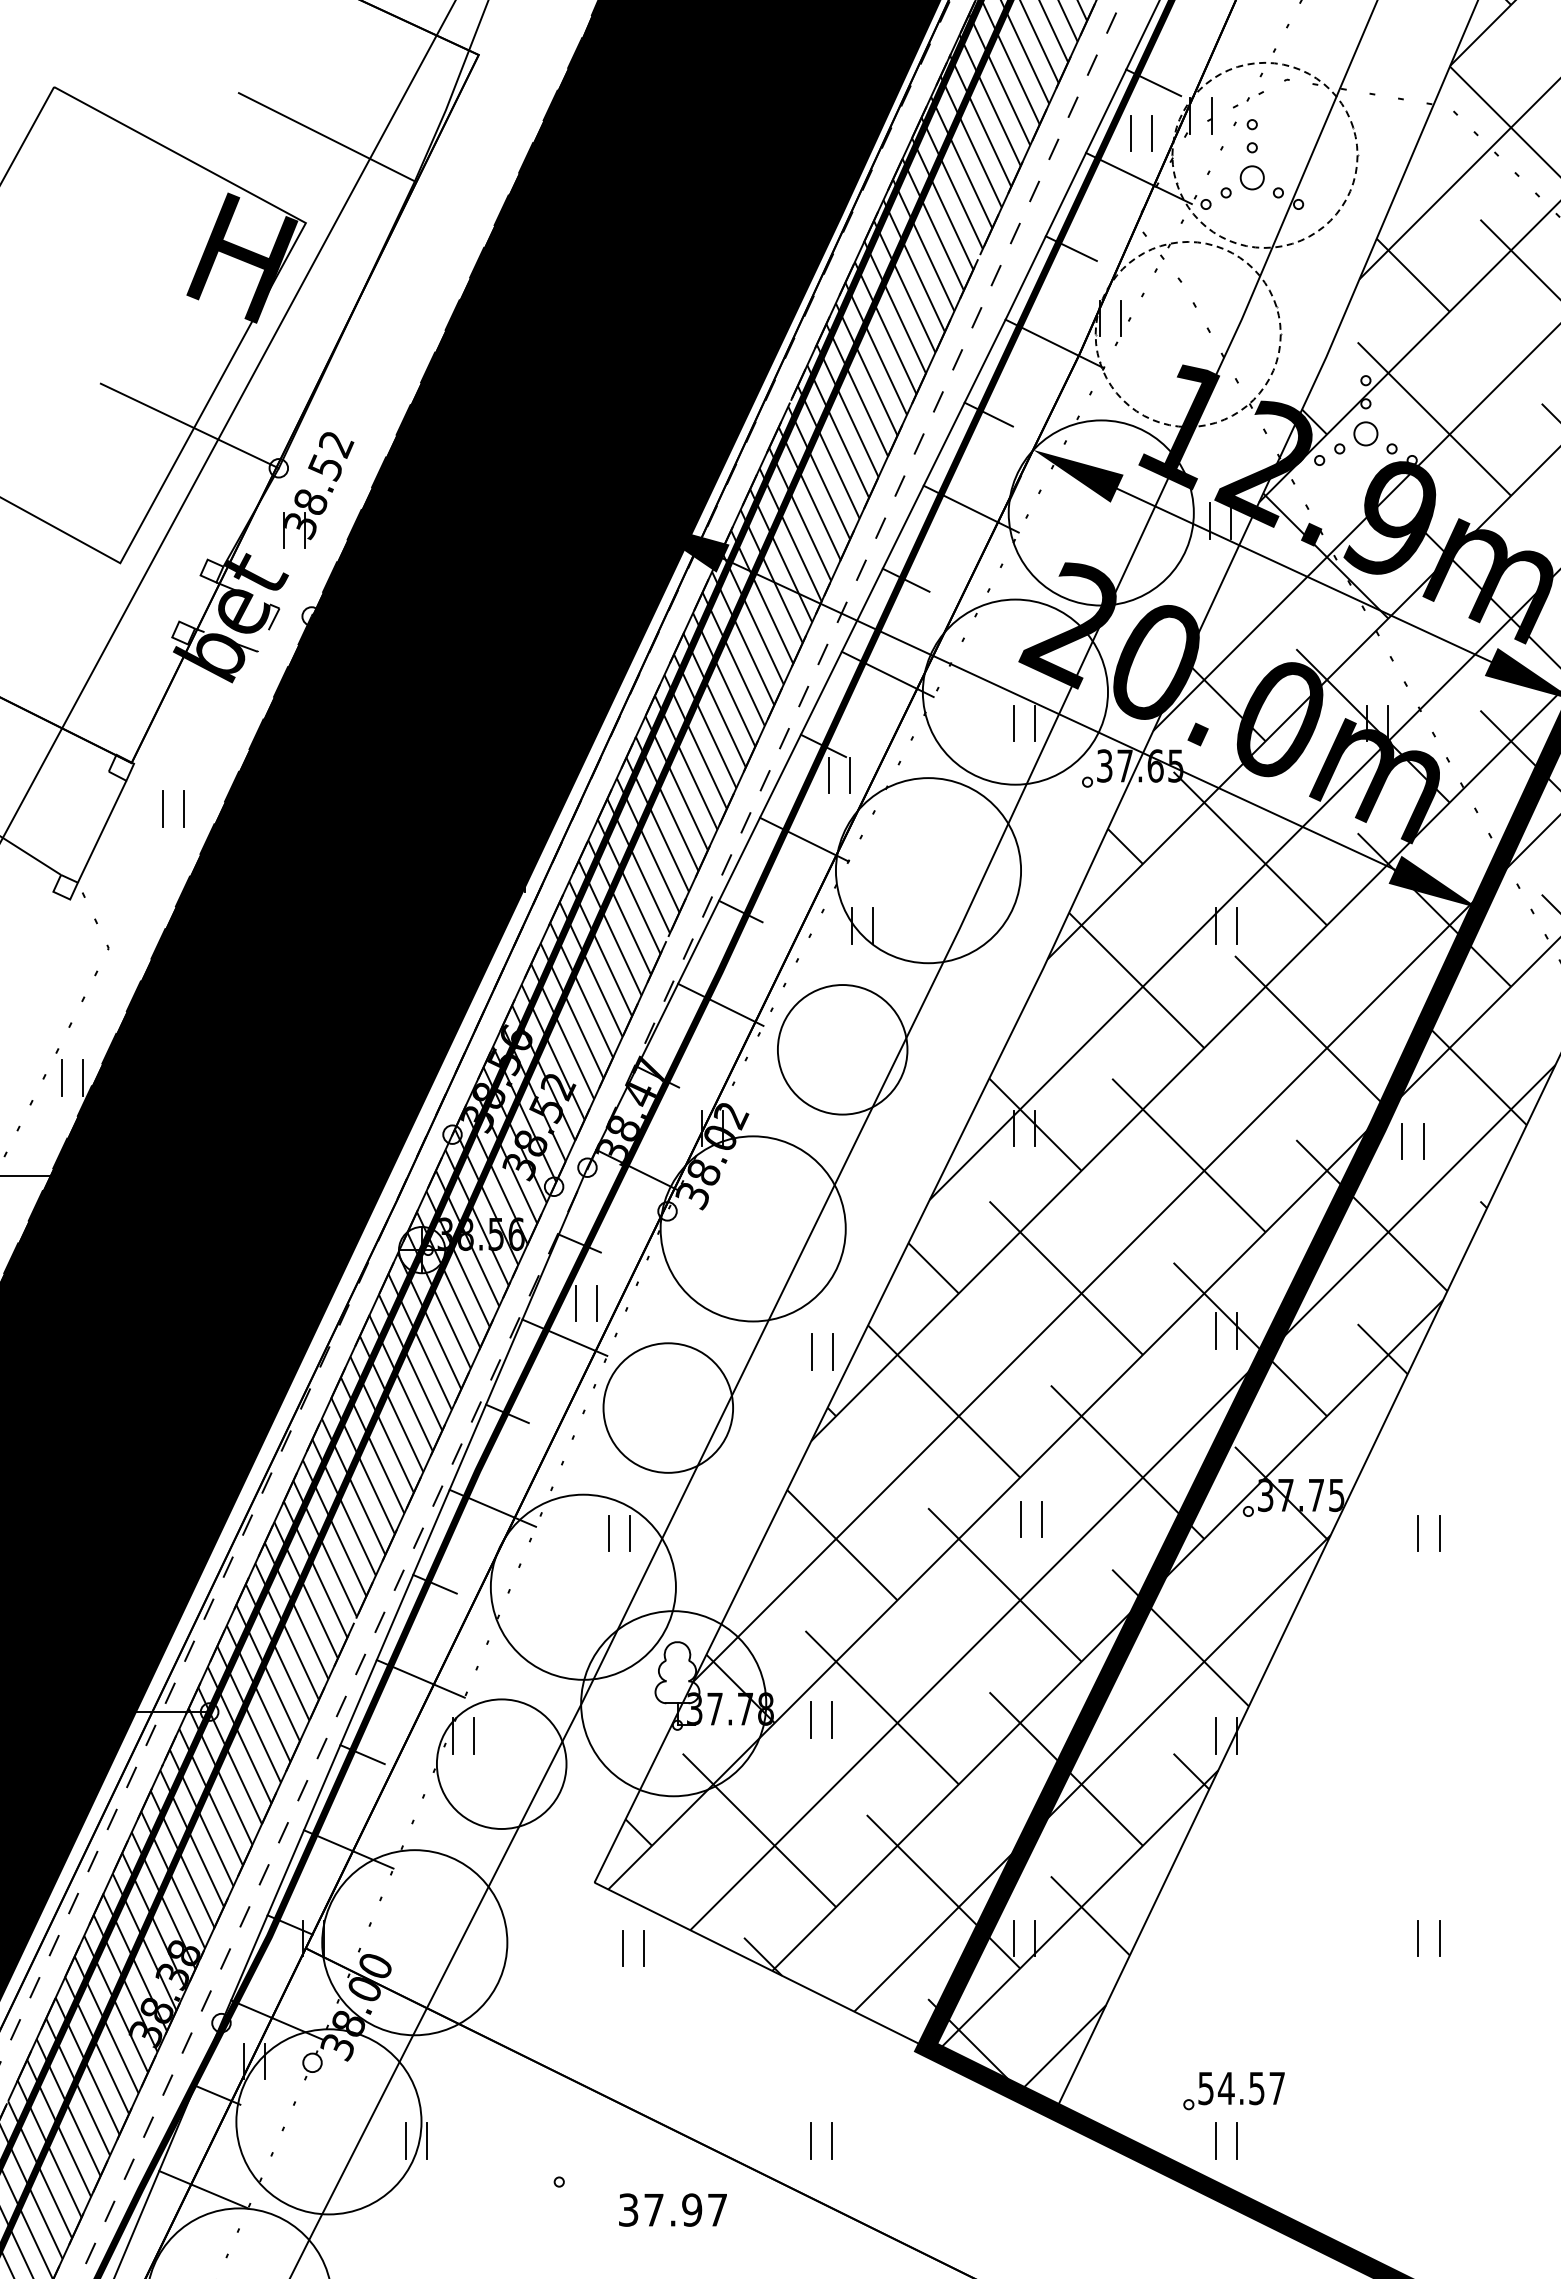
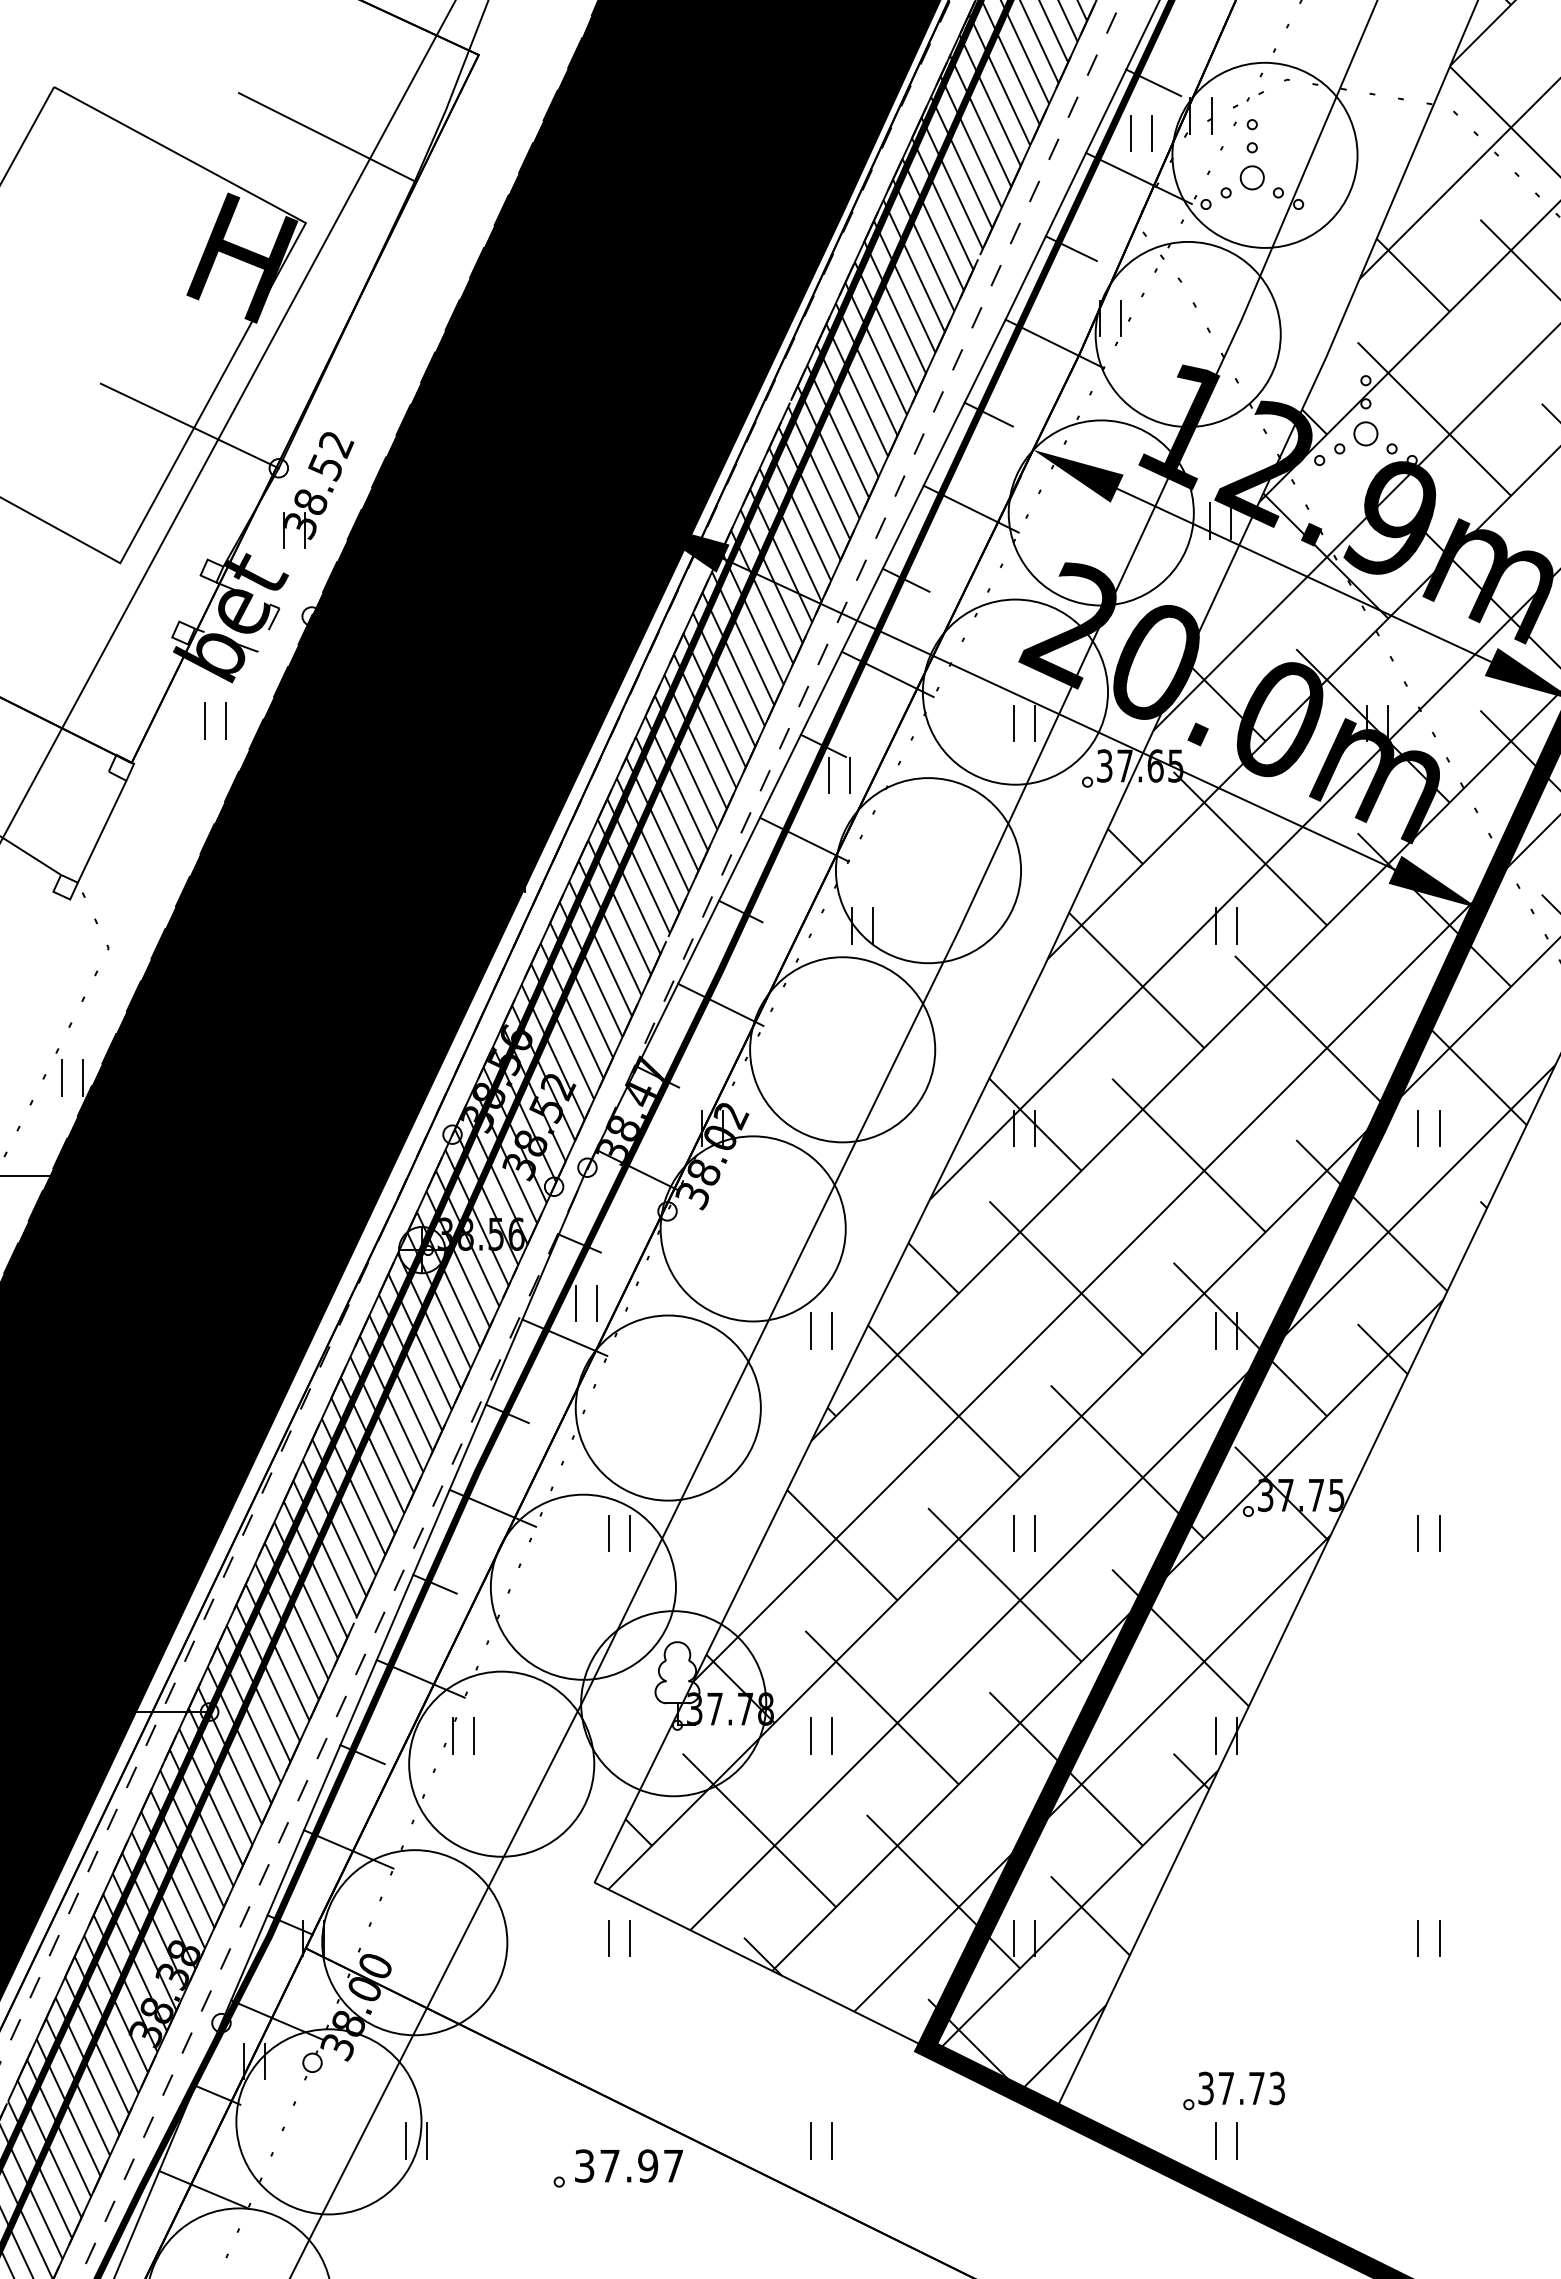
circle: dashed -> solid (1264, 154)
circle: dashed -> solid (1187, 334)
part position: (163, 808) -> (205, 720) (205, 720)
circle diameter: 130 px -> 185 px (842, 1049)
part position: (1402, 1141) -> (1418, 1128) (1418, 1128)
part position: (812, 1351) -> (811, 1330) (811, 1330)
circle diameter: 130 px -> 185 px (667, 1407)
part position: (1021, 1519) -> (1014, 1533) (1014, 1533)
part position: (811, 1719) -> (811, 1735) (811, 1735)
circle diameter: 130 px -> 185 px (501, 1763)
part position: (623, 1948) -> (609, 1938) (609, 1938)
text: 54.57 -> 37.73 (1241, 2088)
text position: (672, 2209) -> (628, 2165) (628, 2165)
